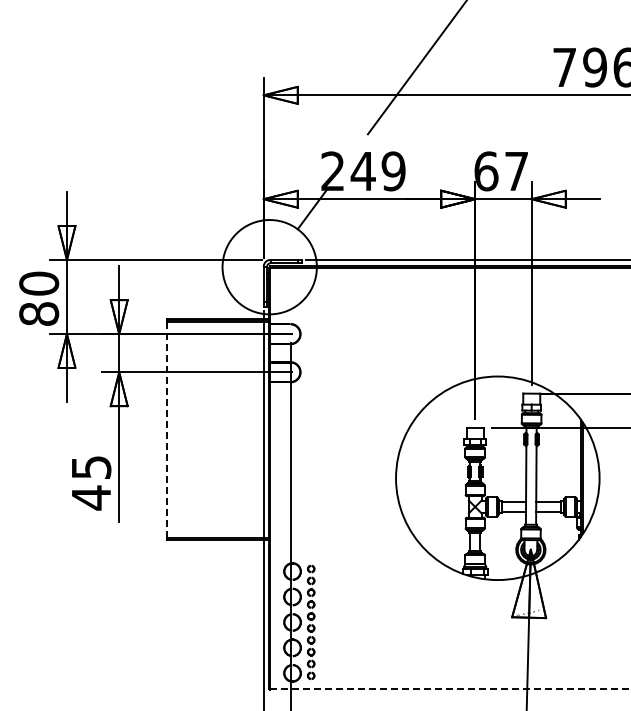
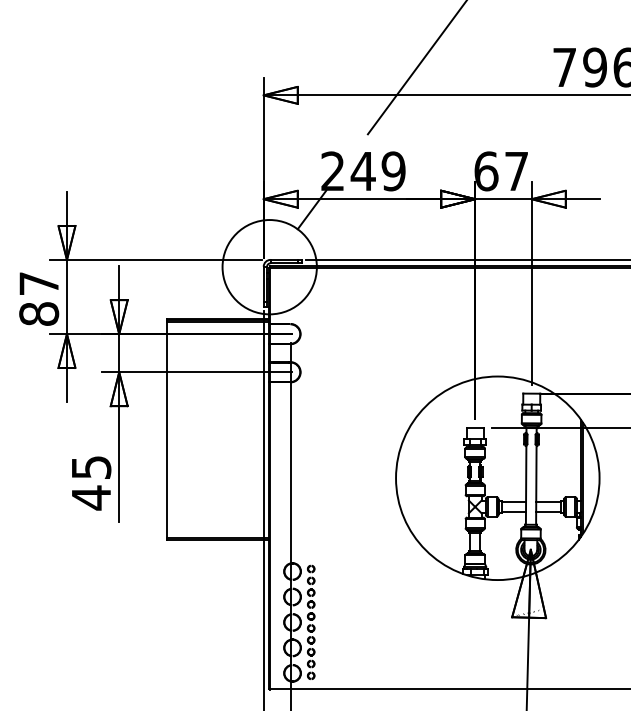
text: 80 -> 87 (39, 283)
line: dashed -> solid (166, 429)
line: dashed -> solid (451, 689)
